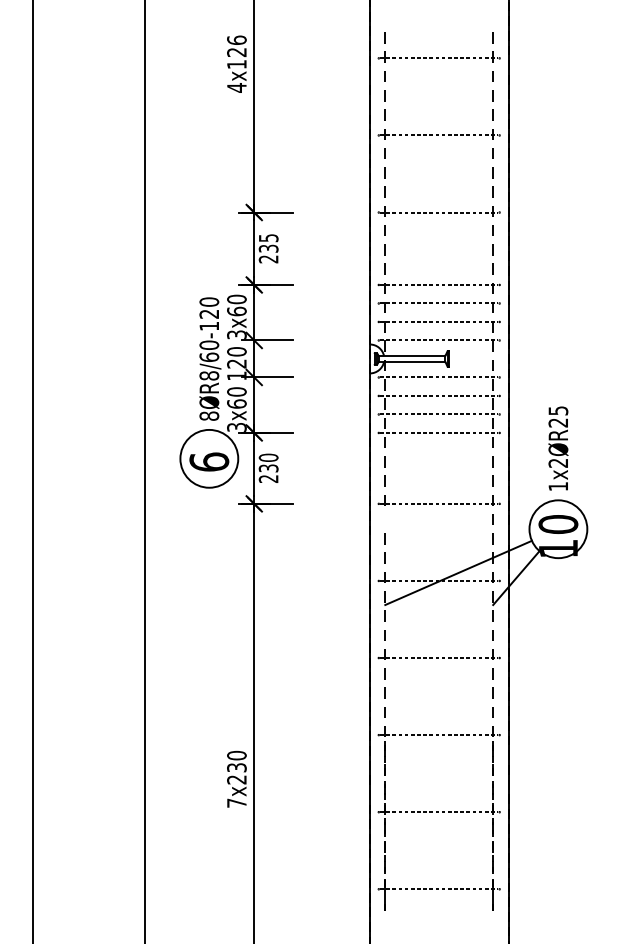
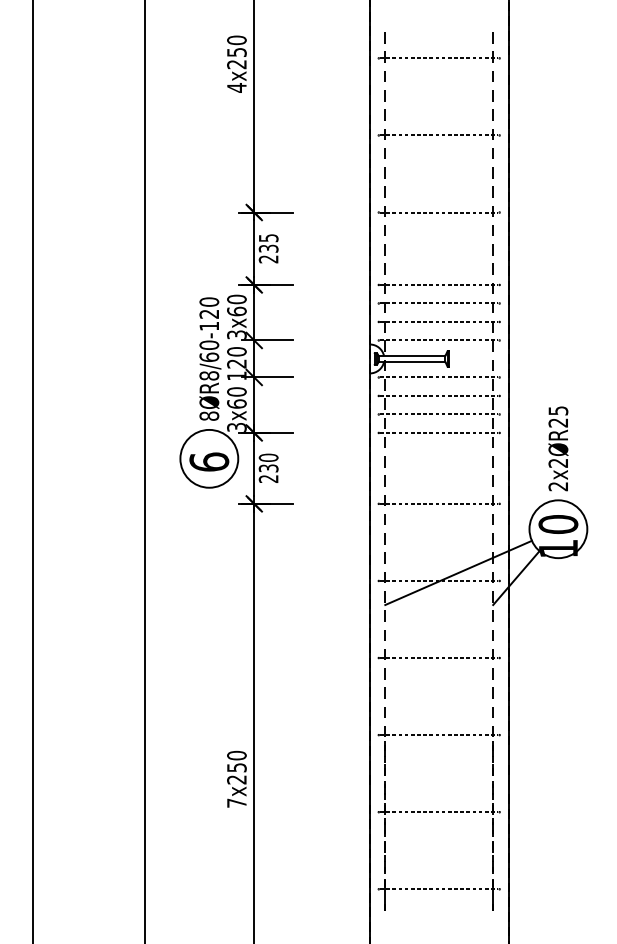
text: 4x126 -> 4x250 (236, 52)
text: 1x2ØR25 -> 2x2ØR25 (557, 486)
line: none -> present (384, 519)
text: 7x230 -> 7x250 (236, 767)
